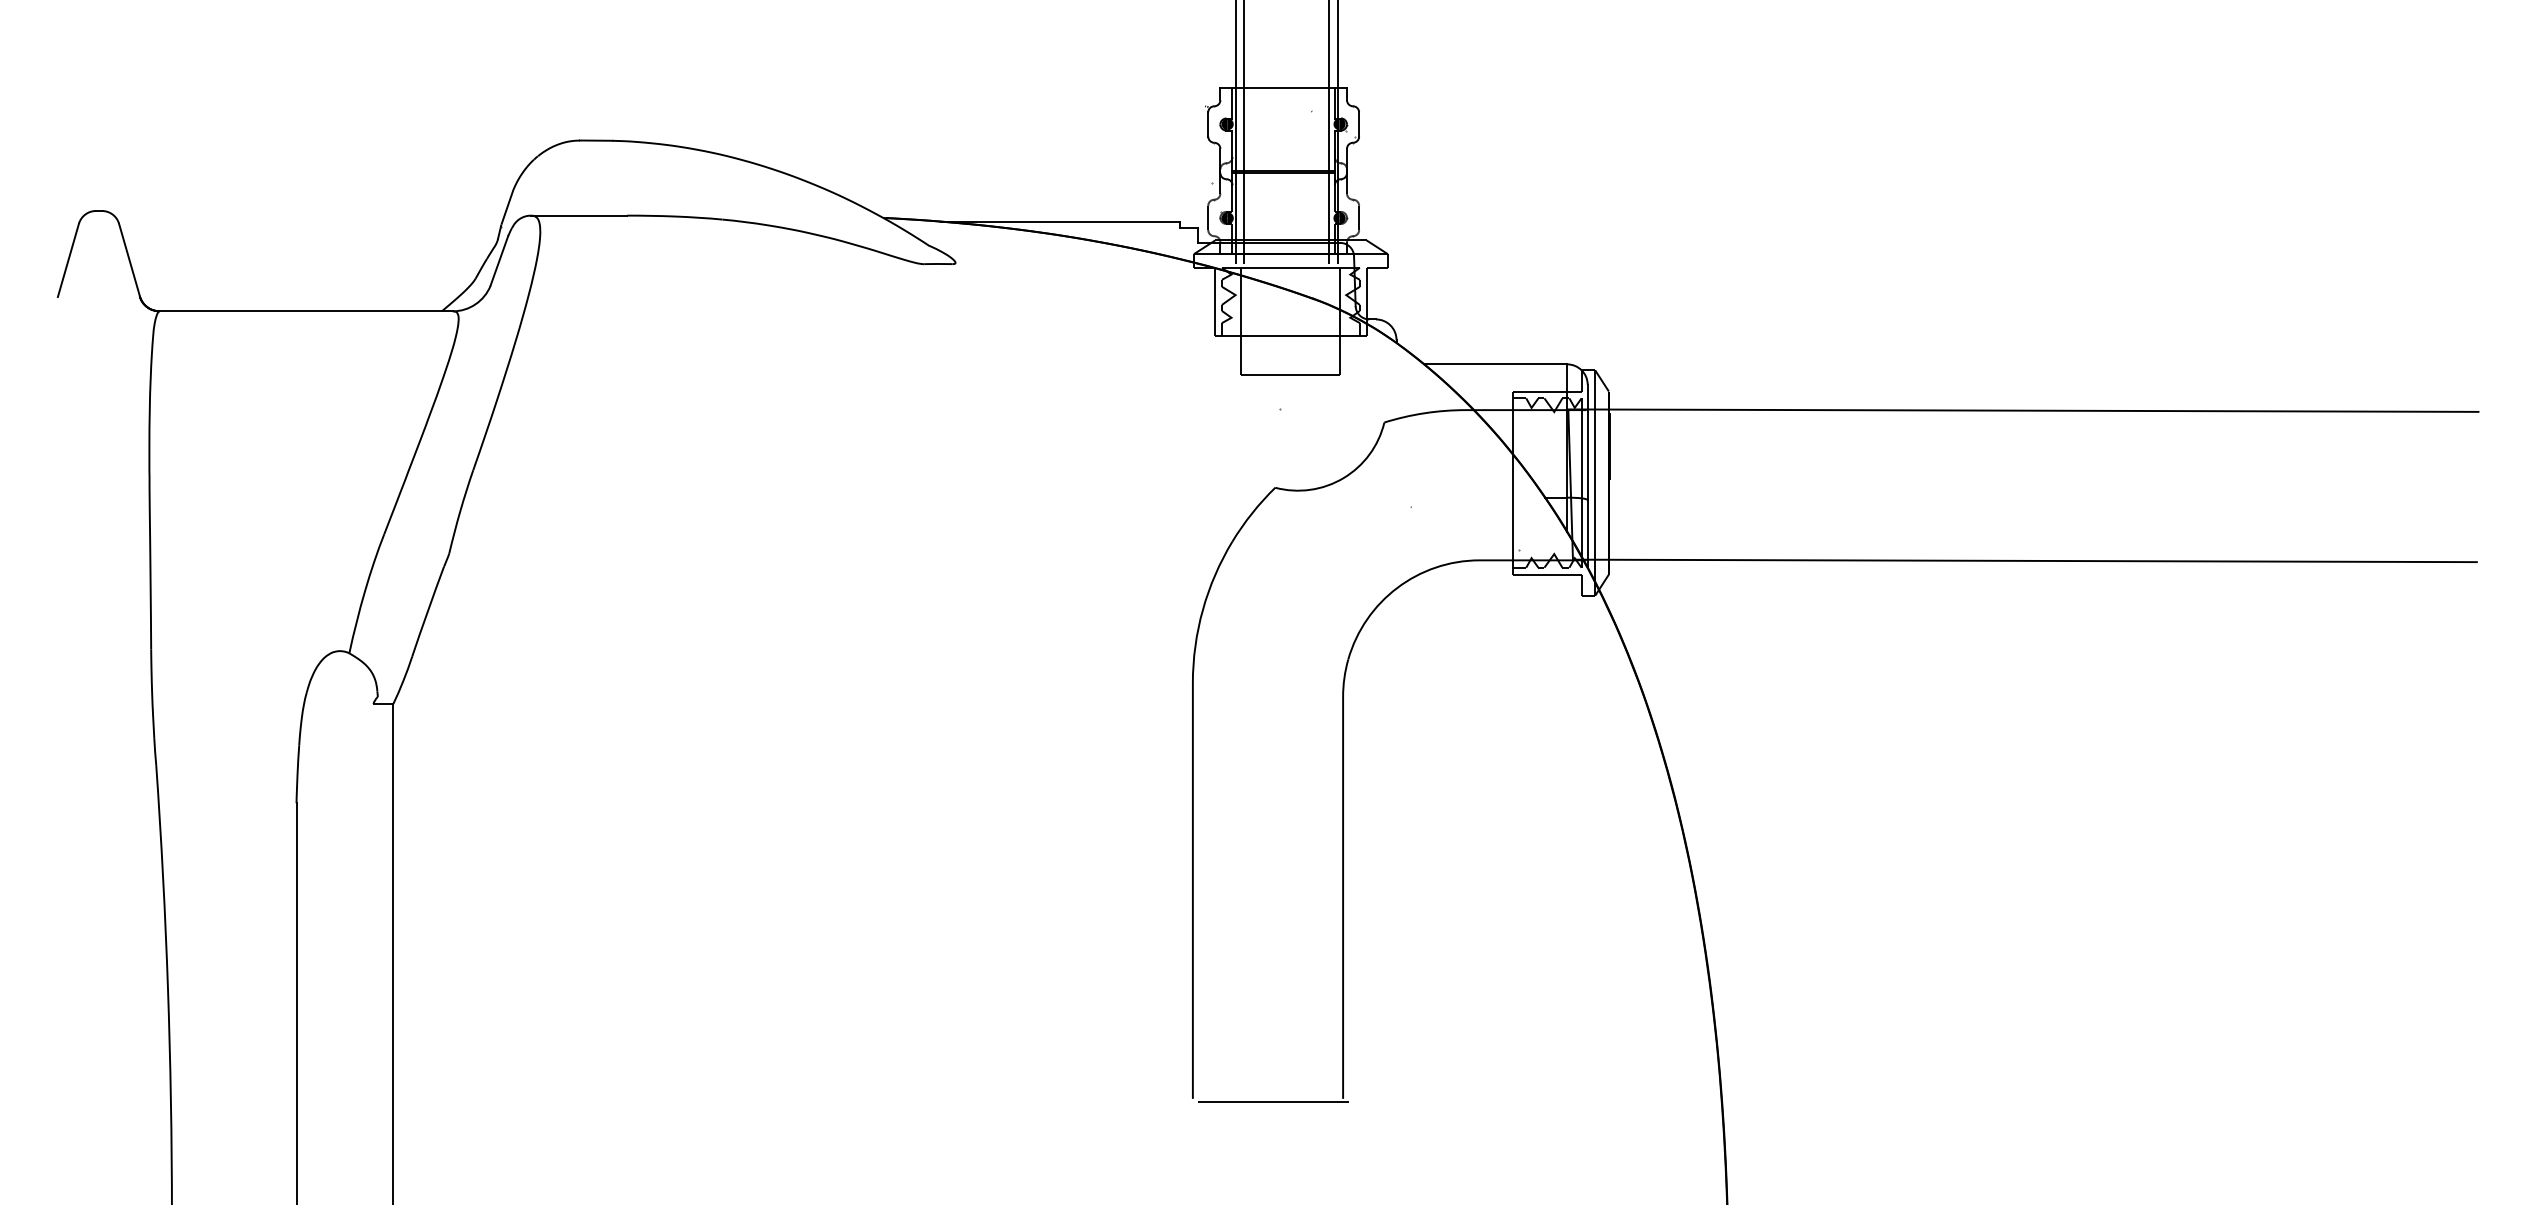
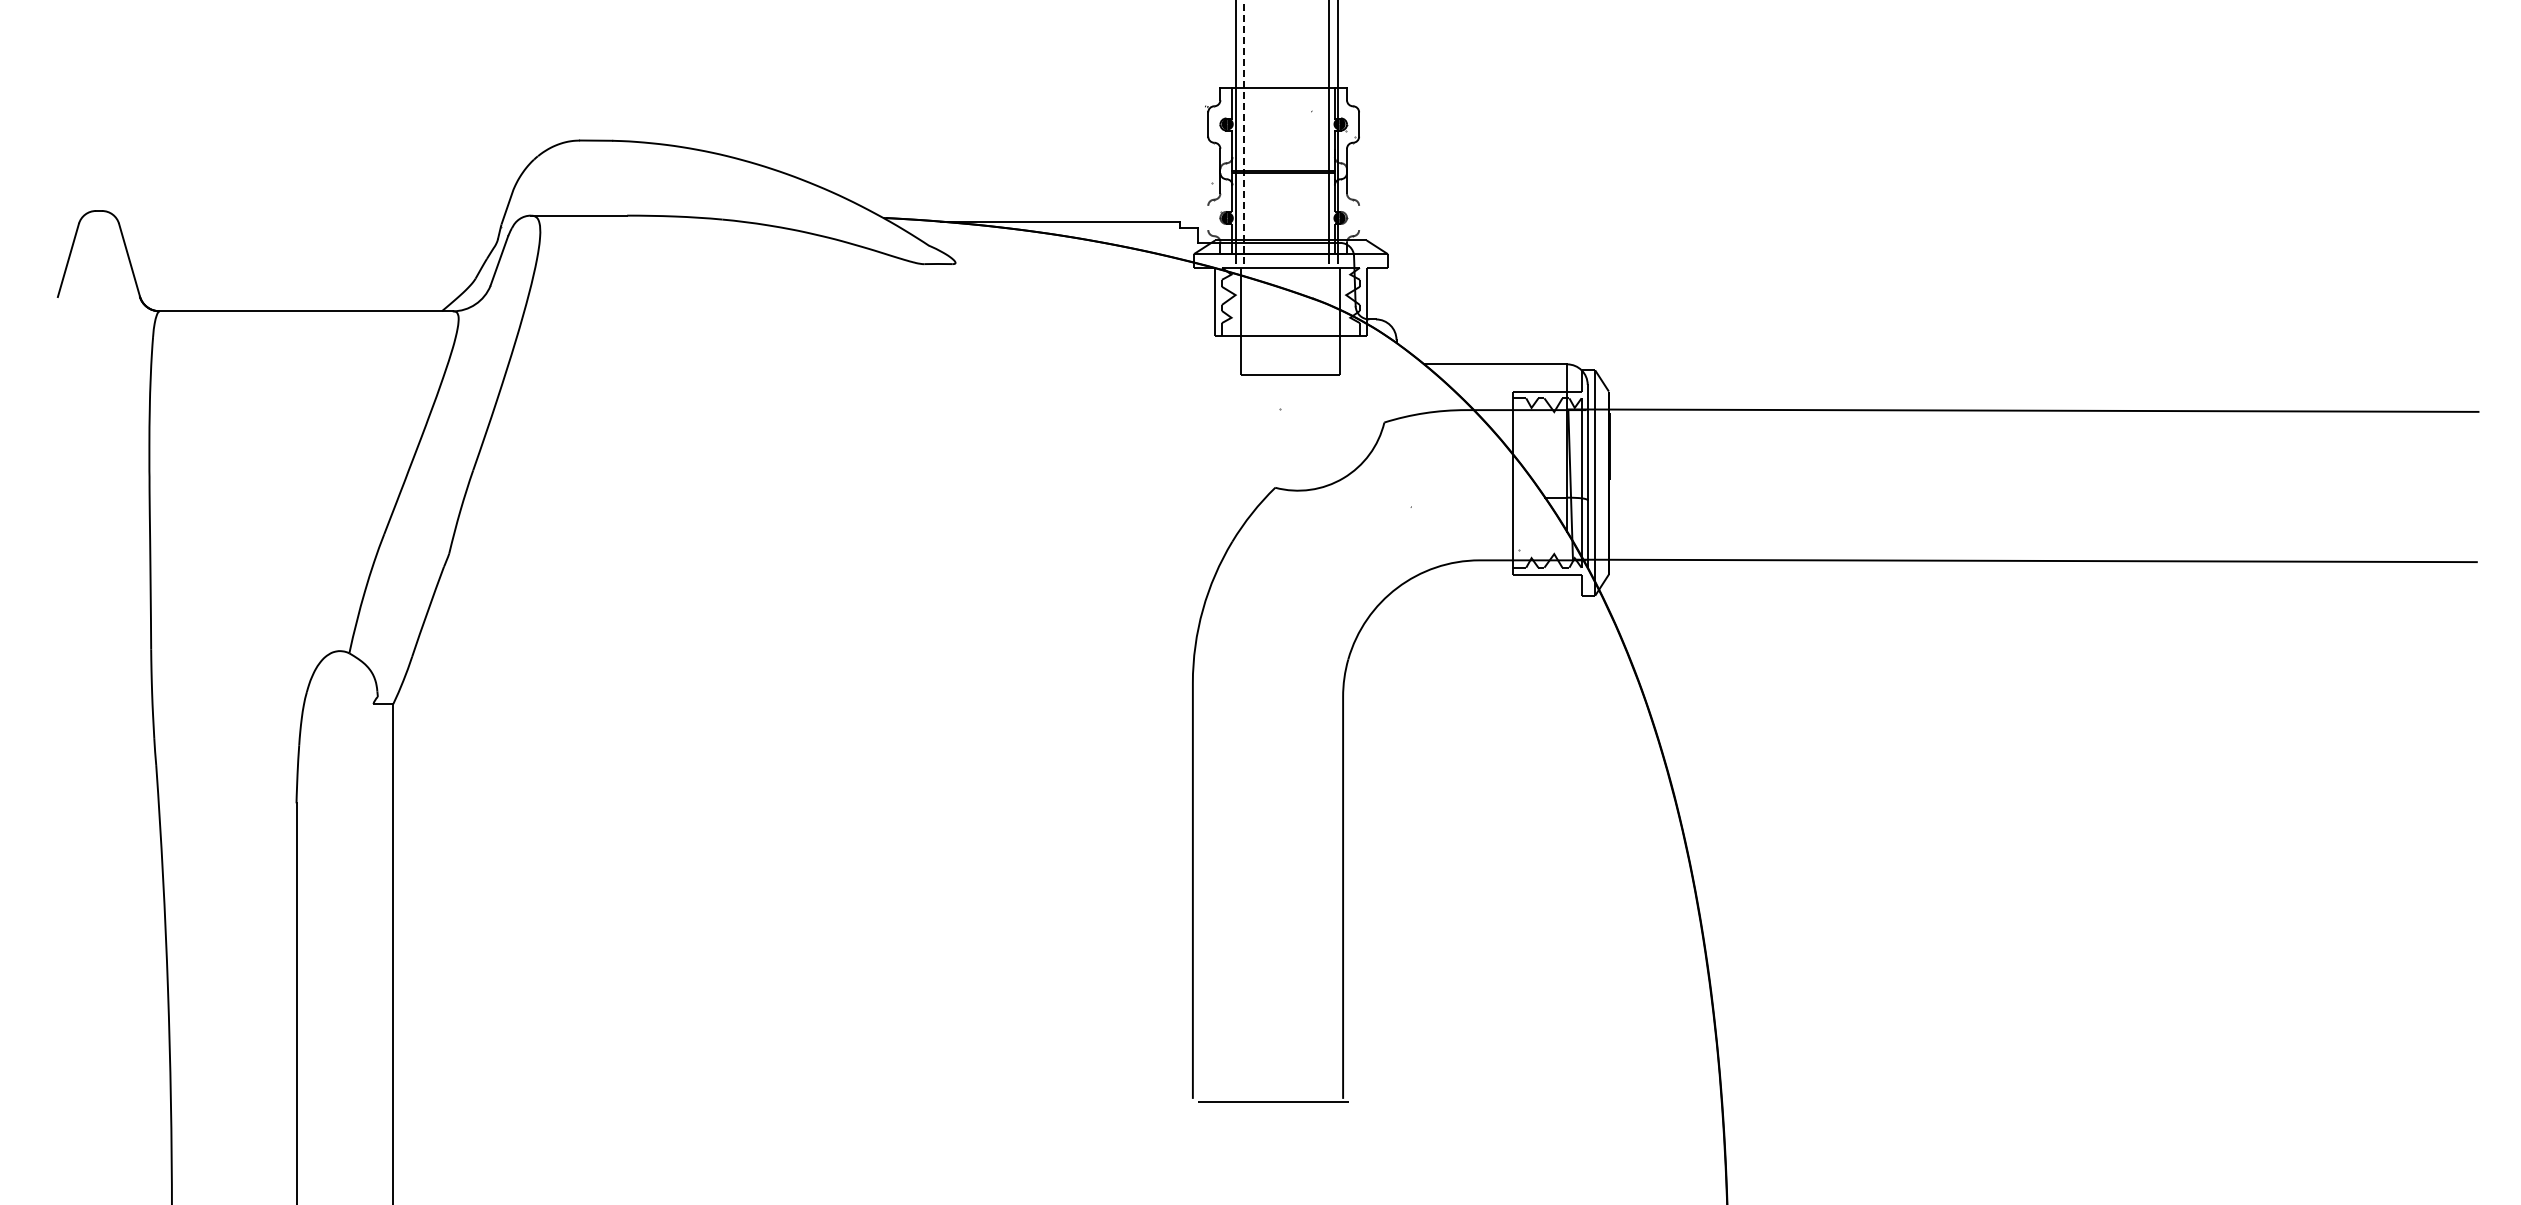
line: solid -> dashed (1244, 132)
line: present -> none (1208, 217)
line: present -> none (1359, 217)
